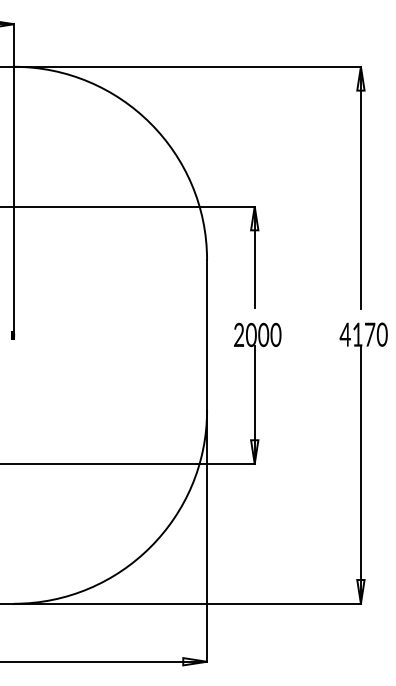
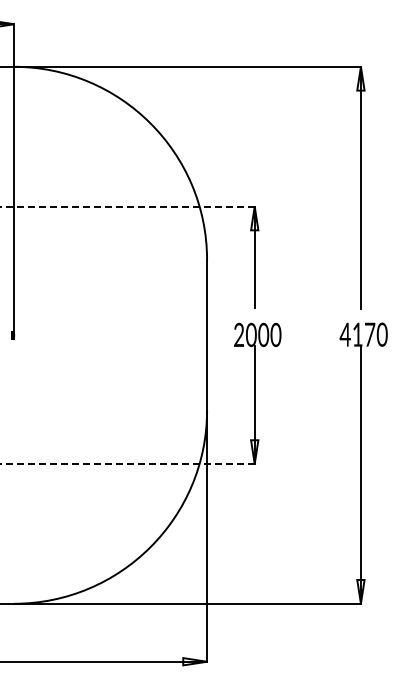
line: solid -> dashed (128, 206)
line: solid -> dashed (128, 464)
